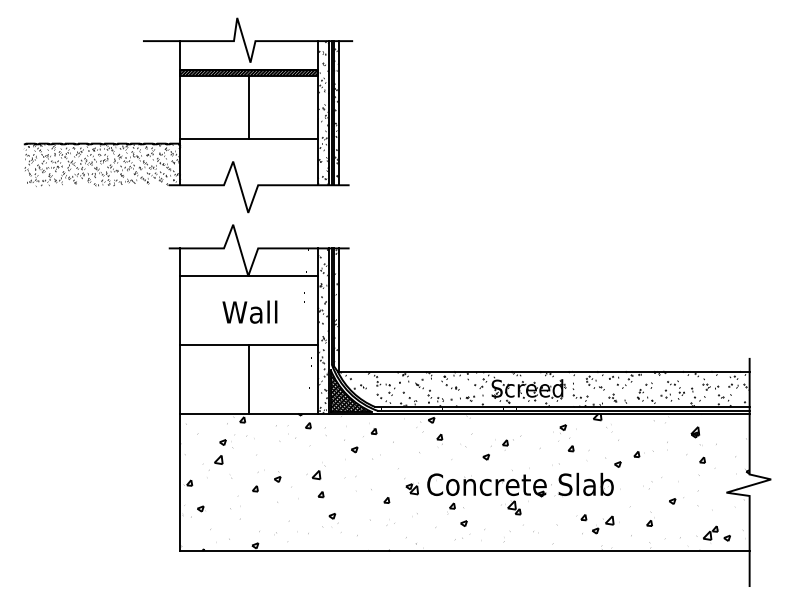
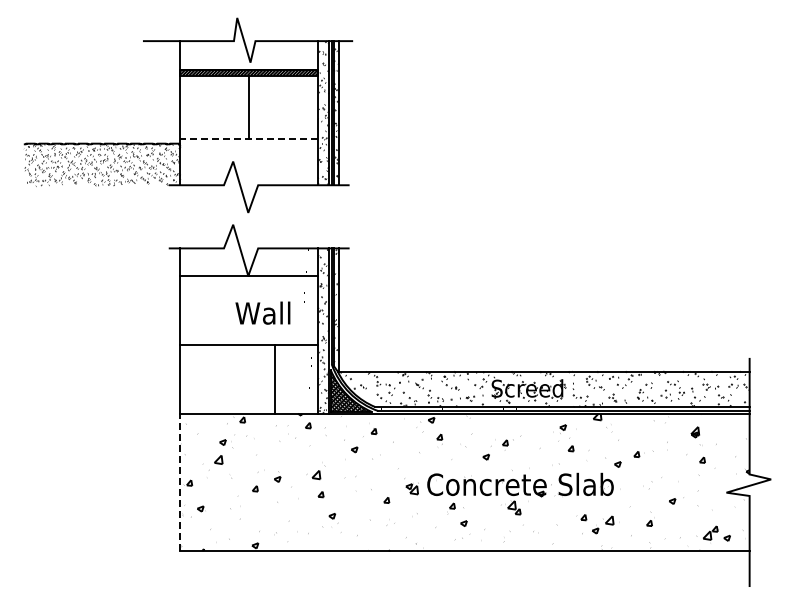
line: solid -> dashed (249, 138)
text position: (249, 311) -> (262, 312) (262, 312)
line position: (249, 378) -> (275, 378) (275, 378)
line: solid -> dashed (180, 482)
